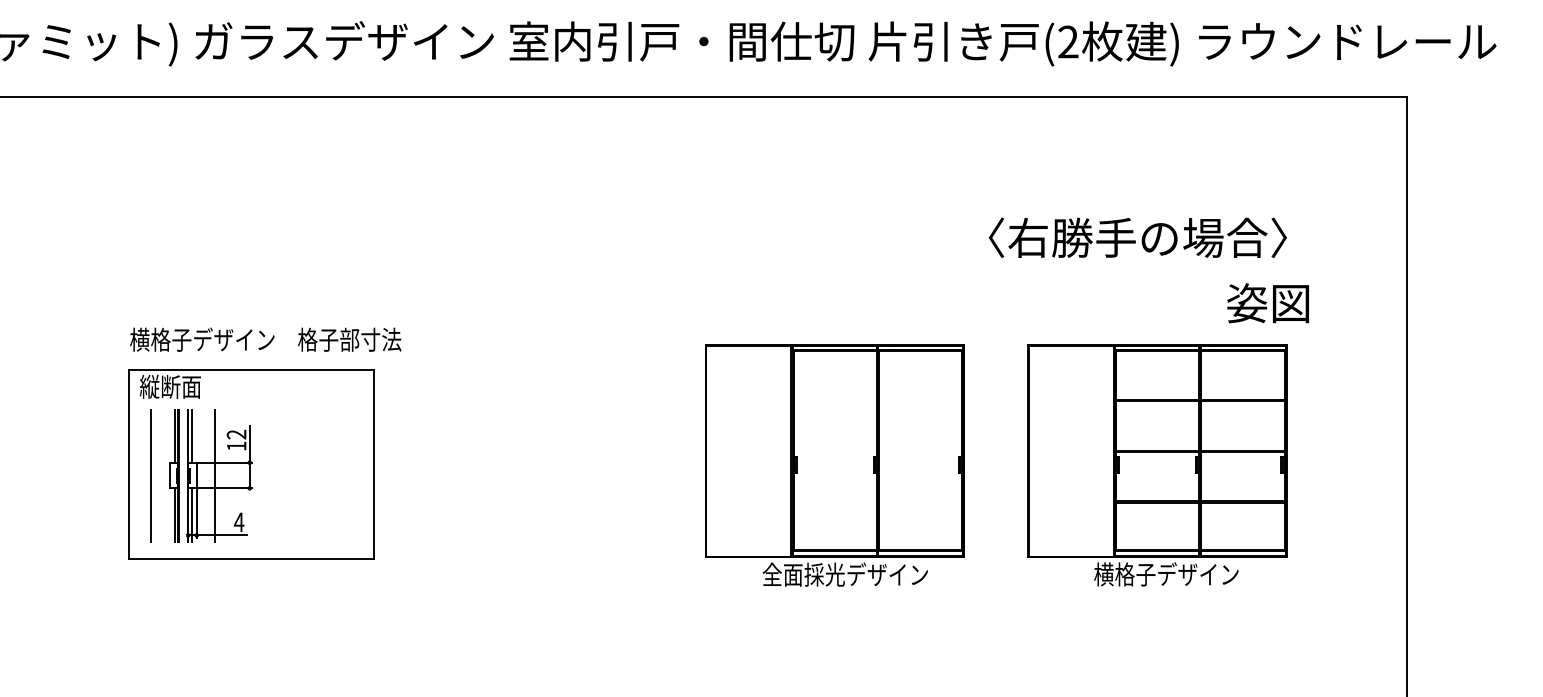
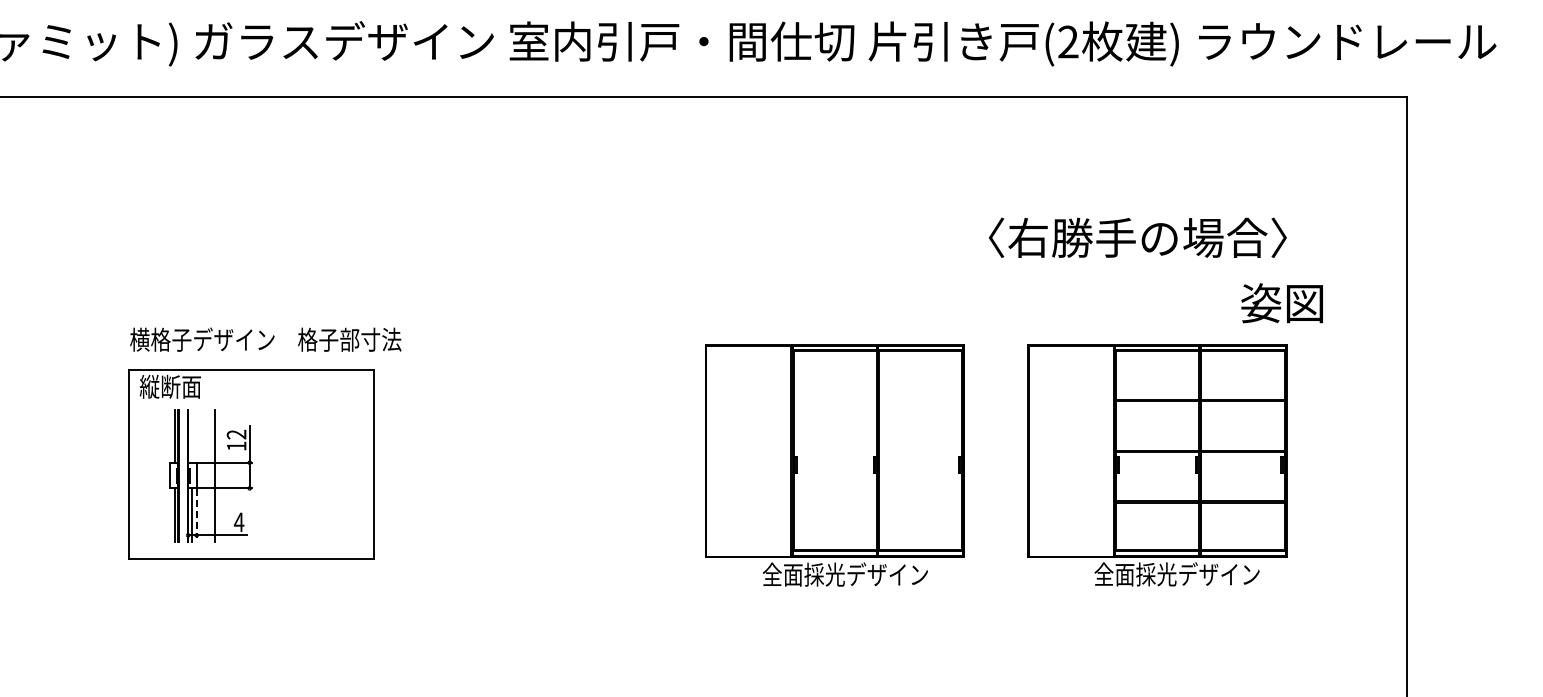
text position: (1267, 303) -> (1281, 303) (1281, 303)
line: present -> none (191, 435)
line: present -> none (151, 475)
line: solid -> dashed (196, 513)
text: 横格子デザイン -> 全面採光デザイン (1176, 574)
